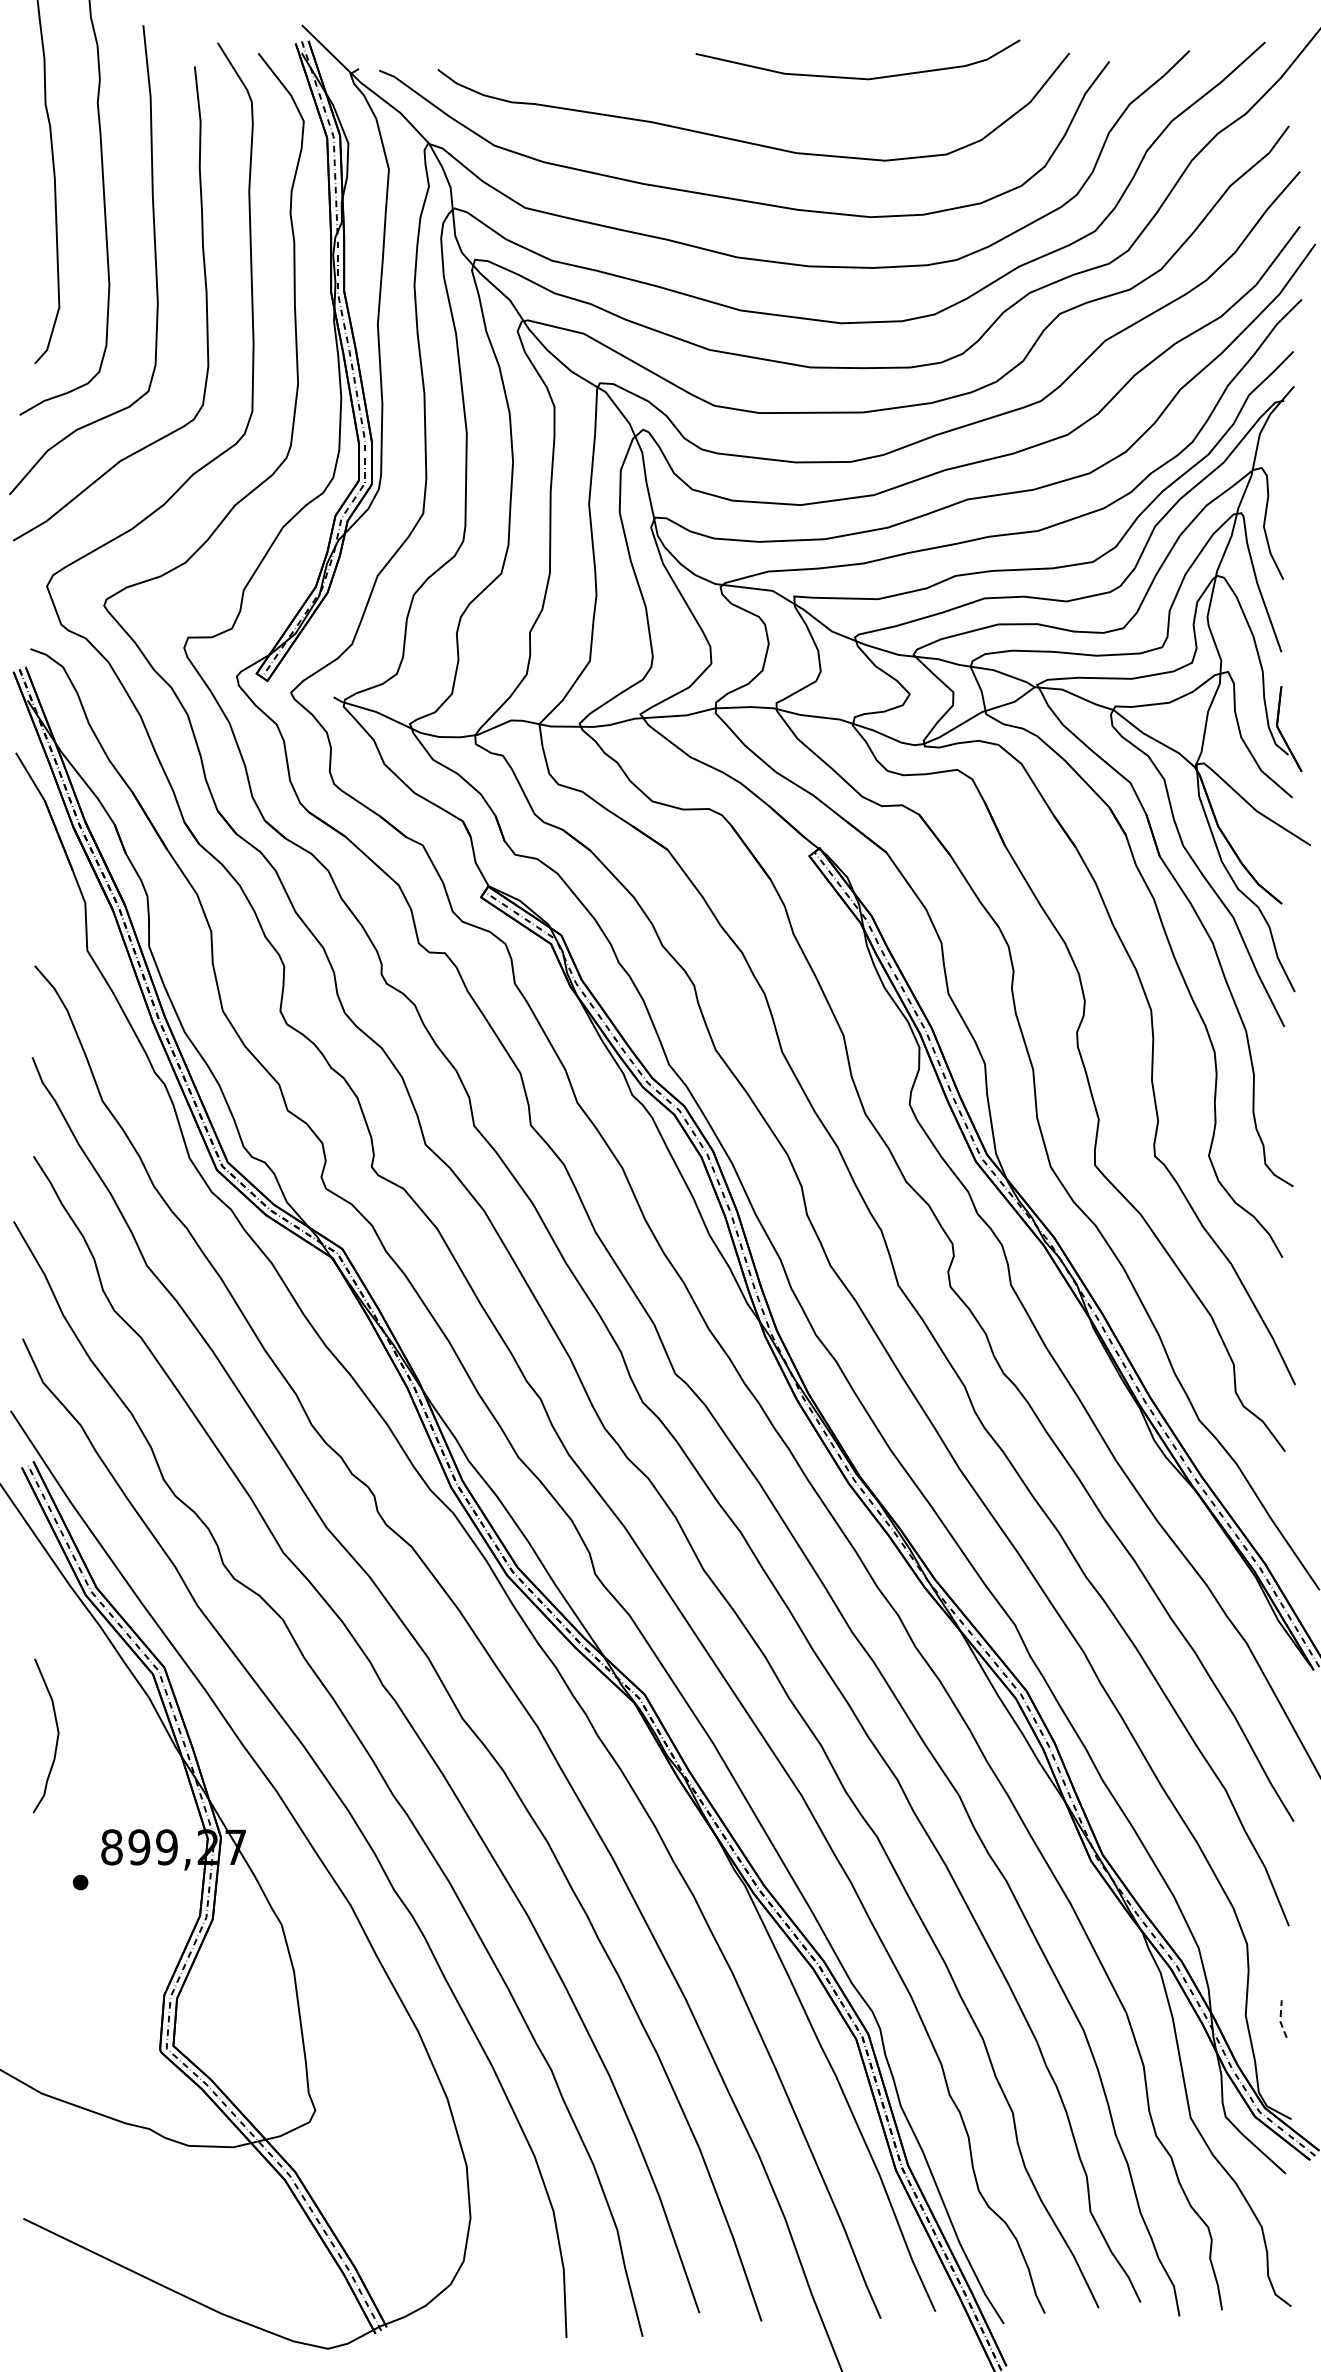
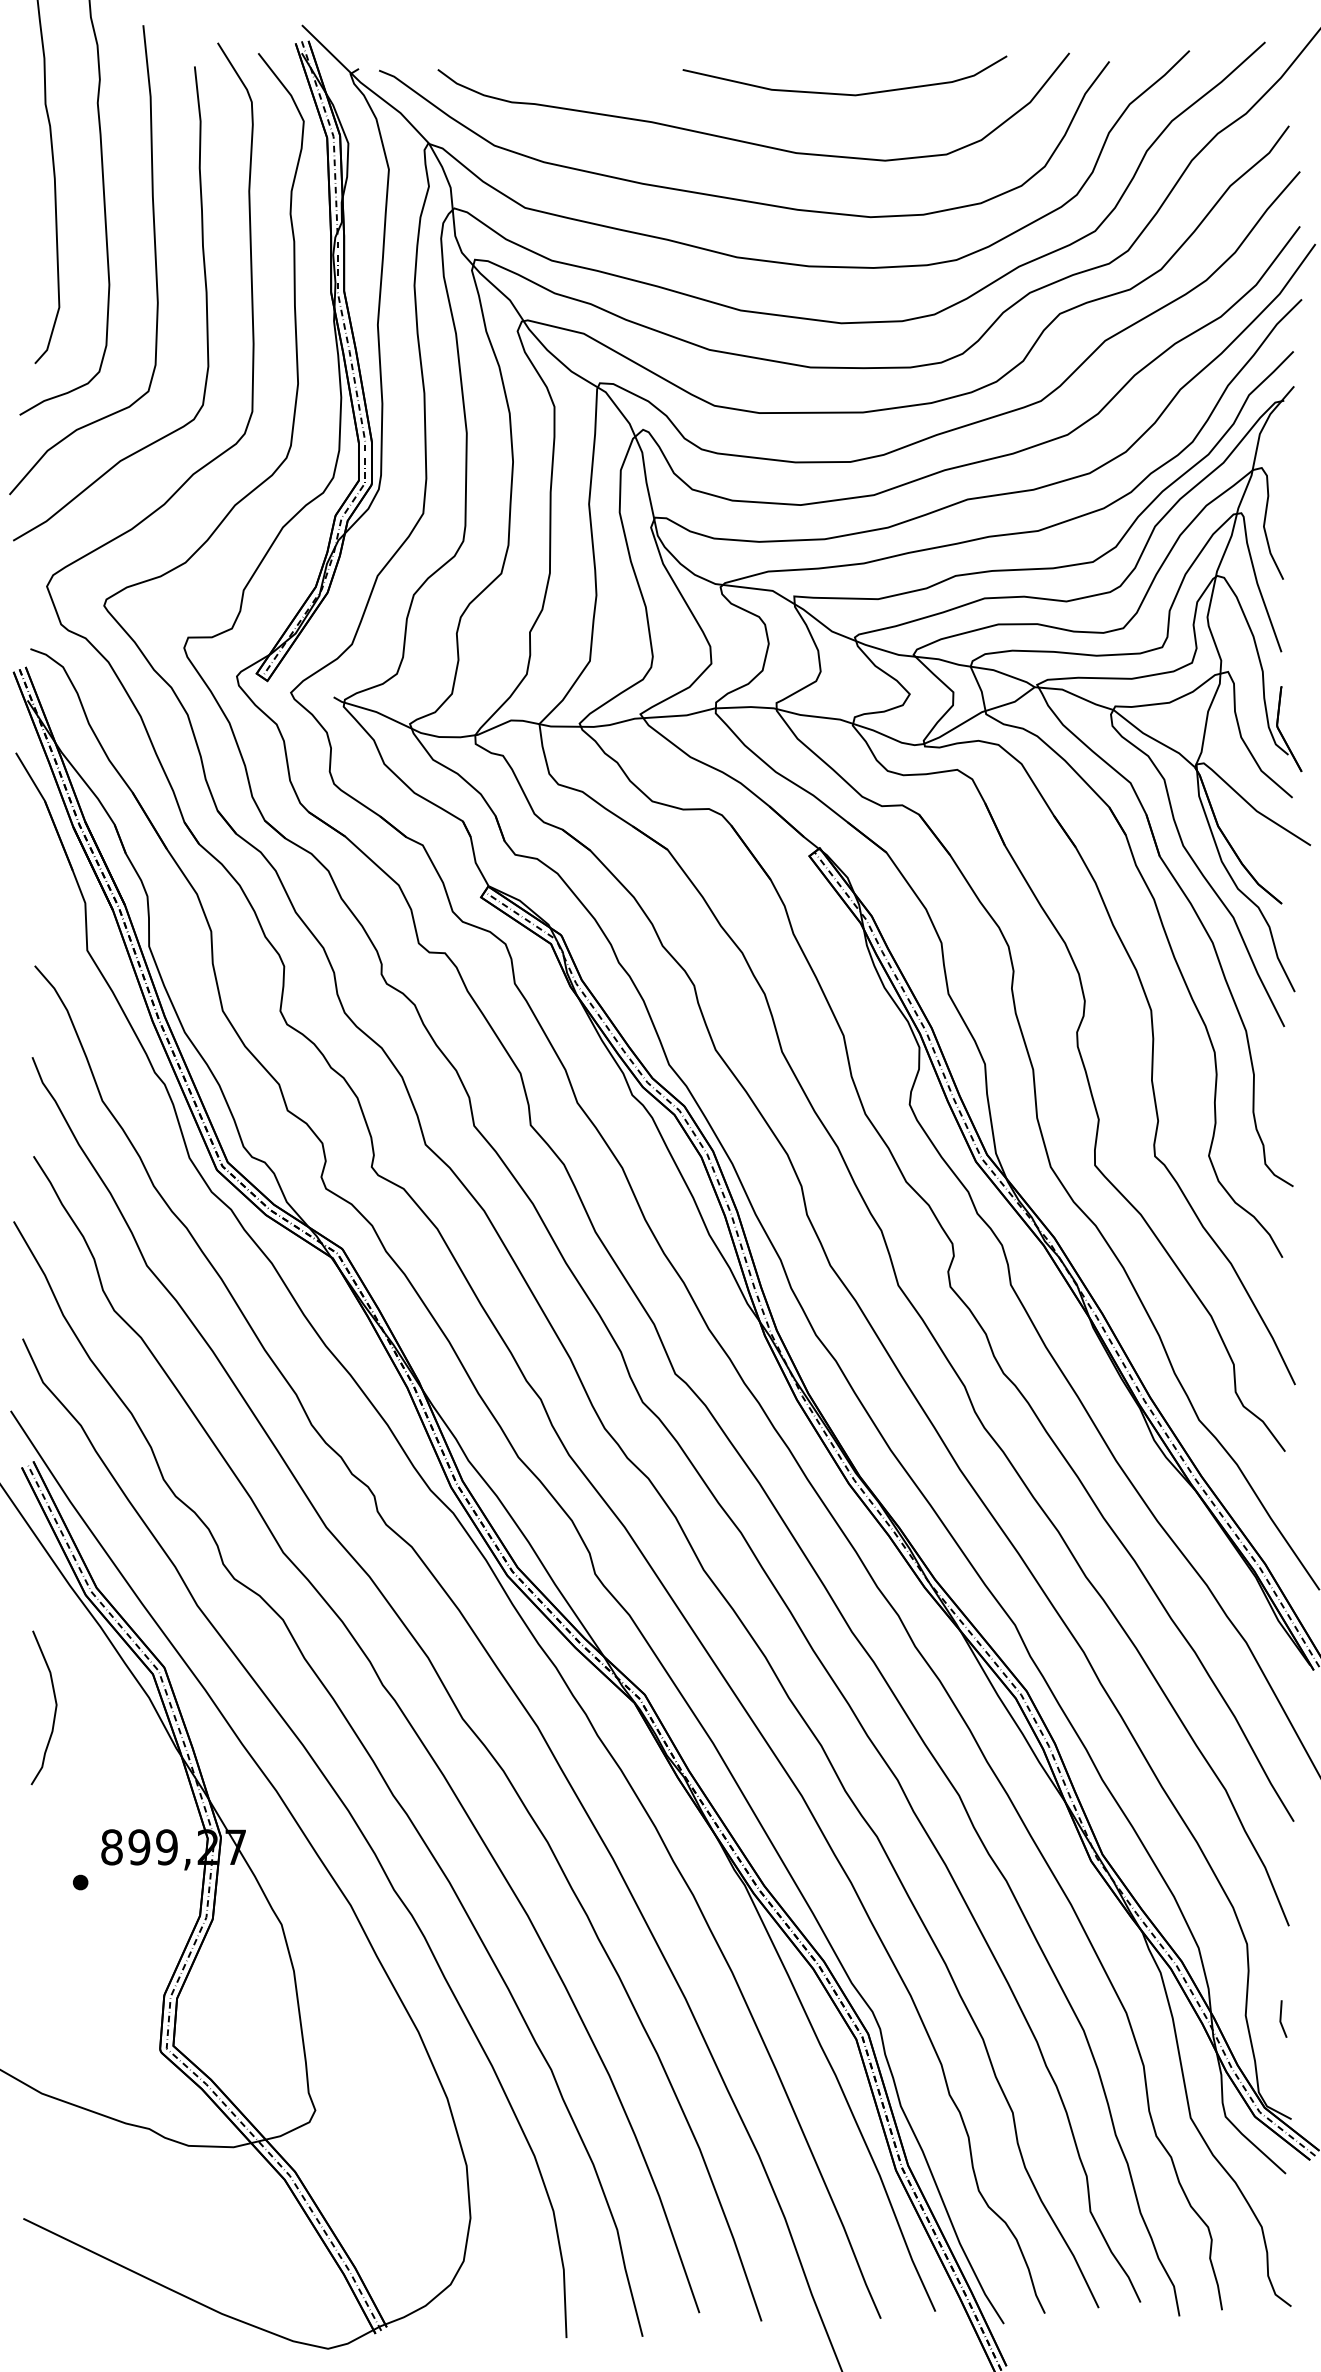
curve position: (857, 77) -> (844, 93) (844, 93)
curve position: (56, 1738) -> (54, 1710) (54, 1710)
line: dashed -> solid (1280, 2019)
